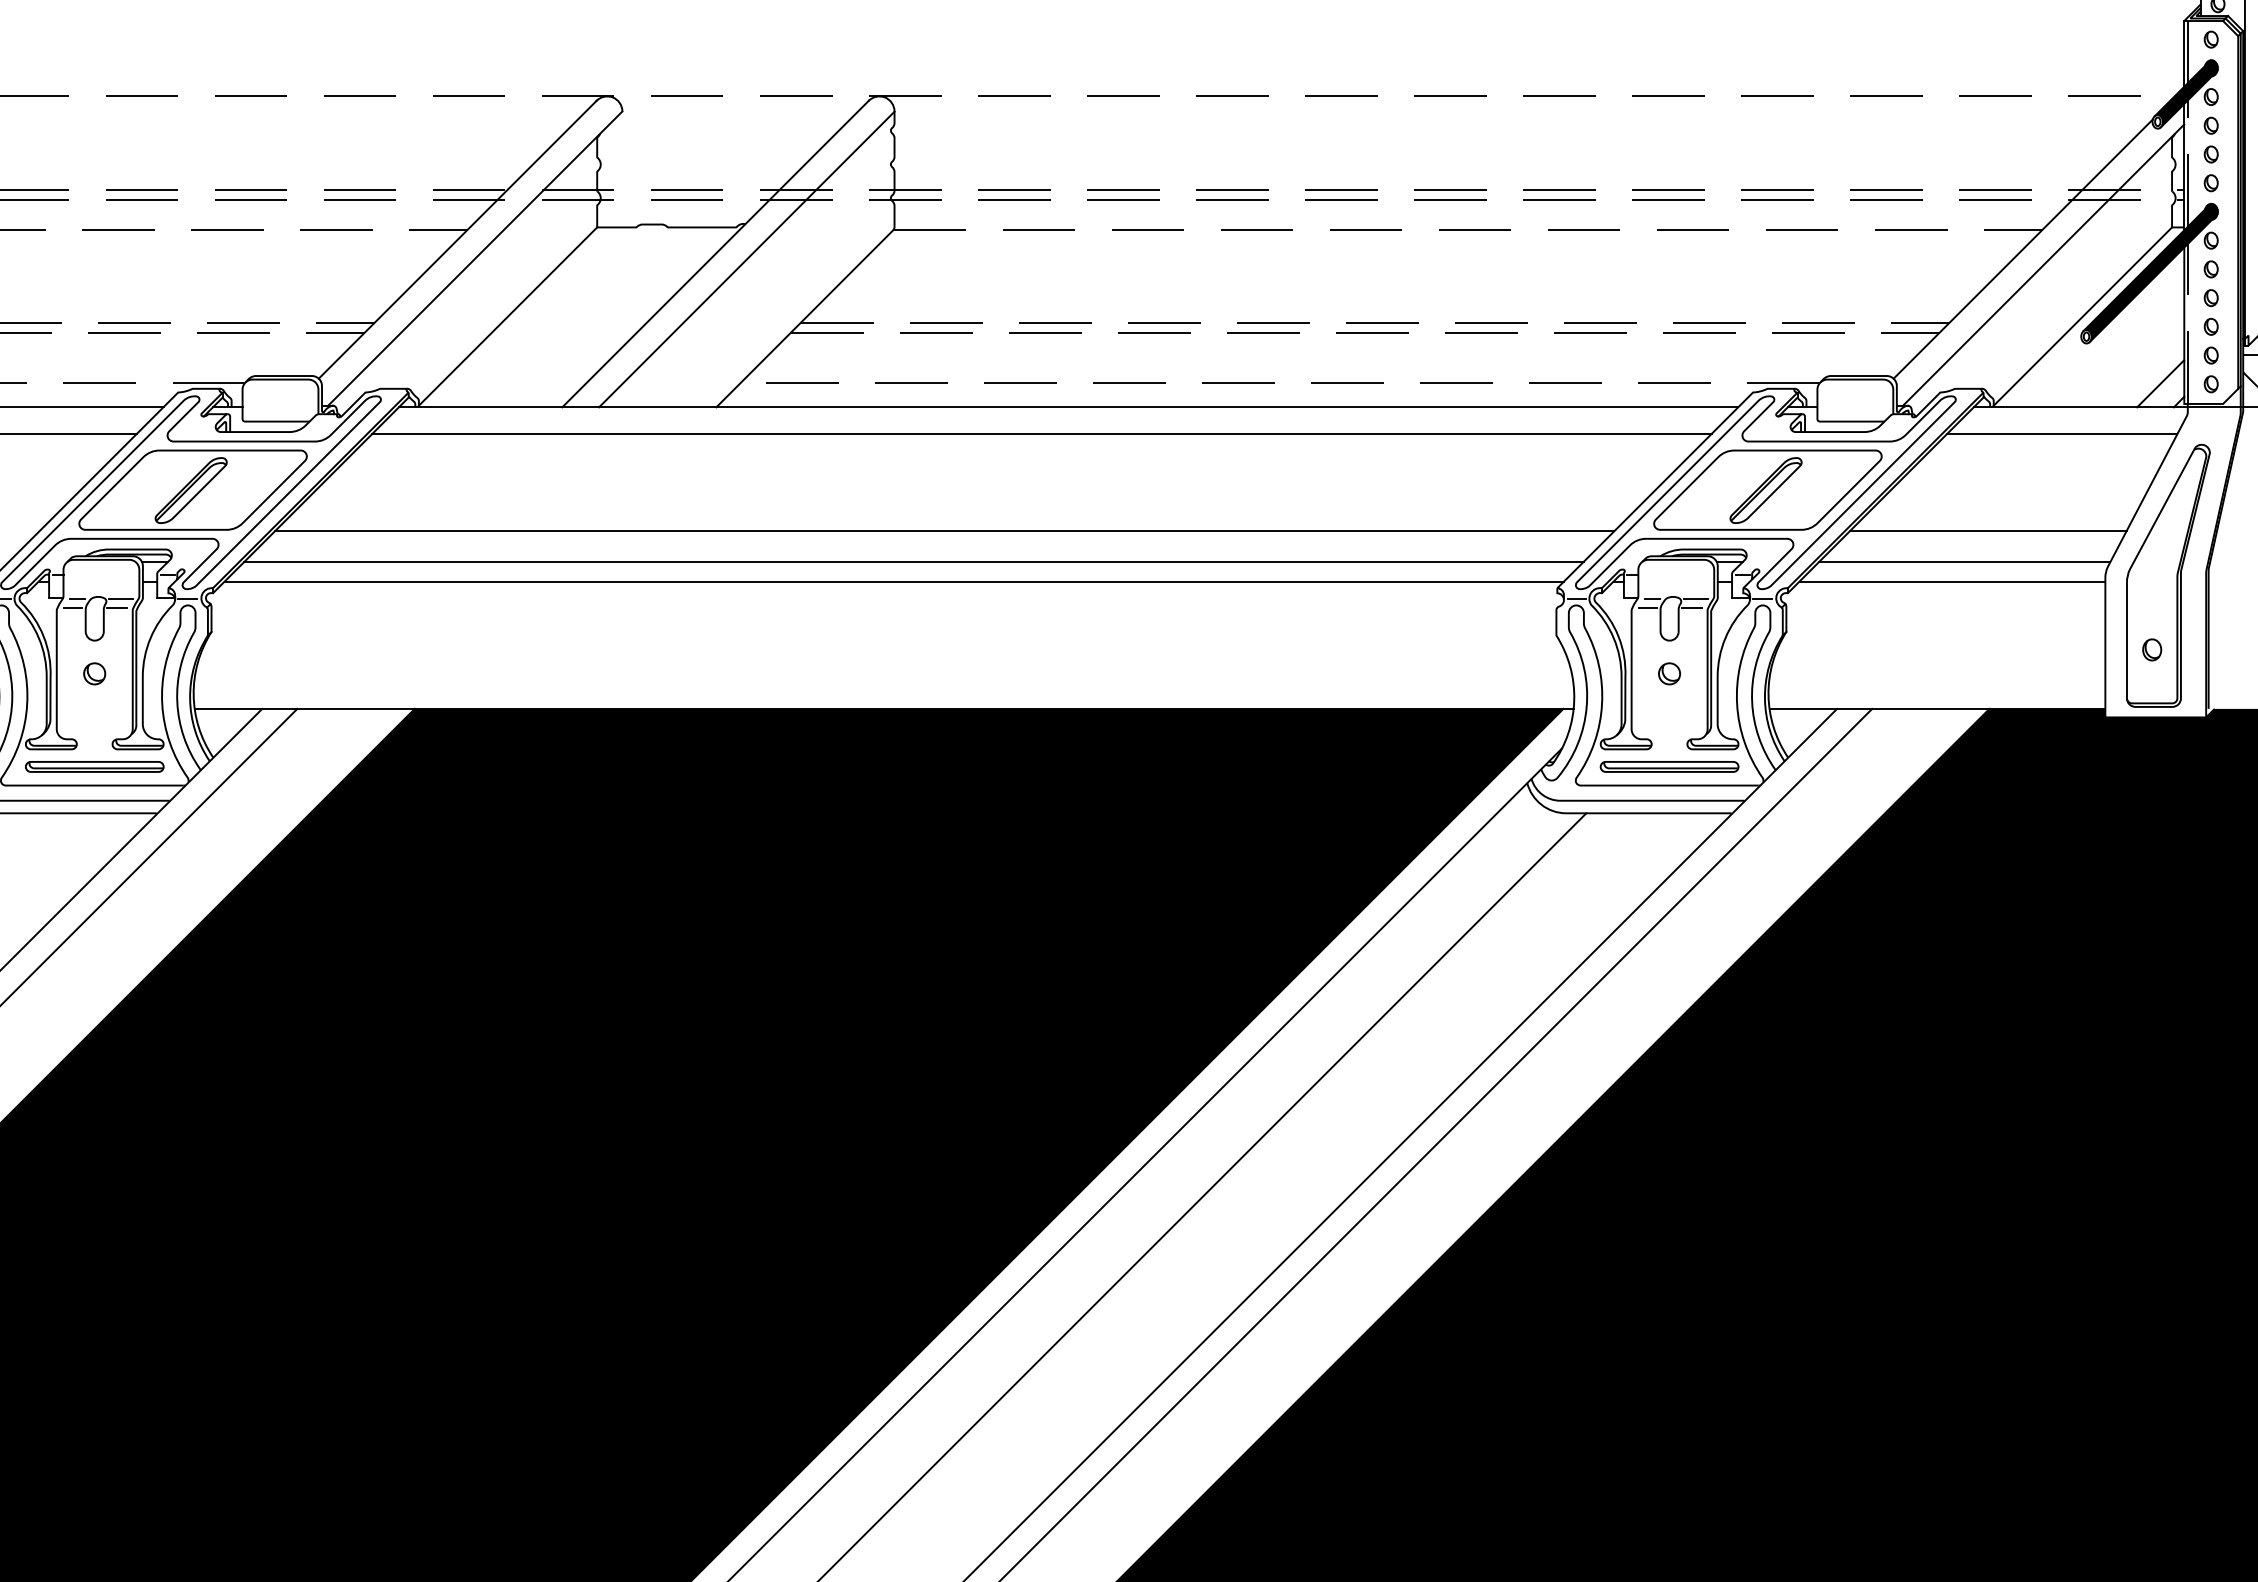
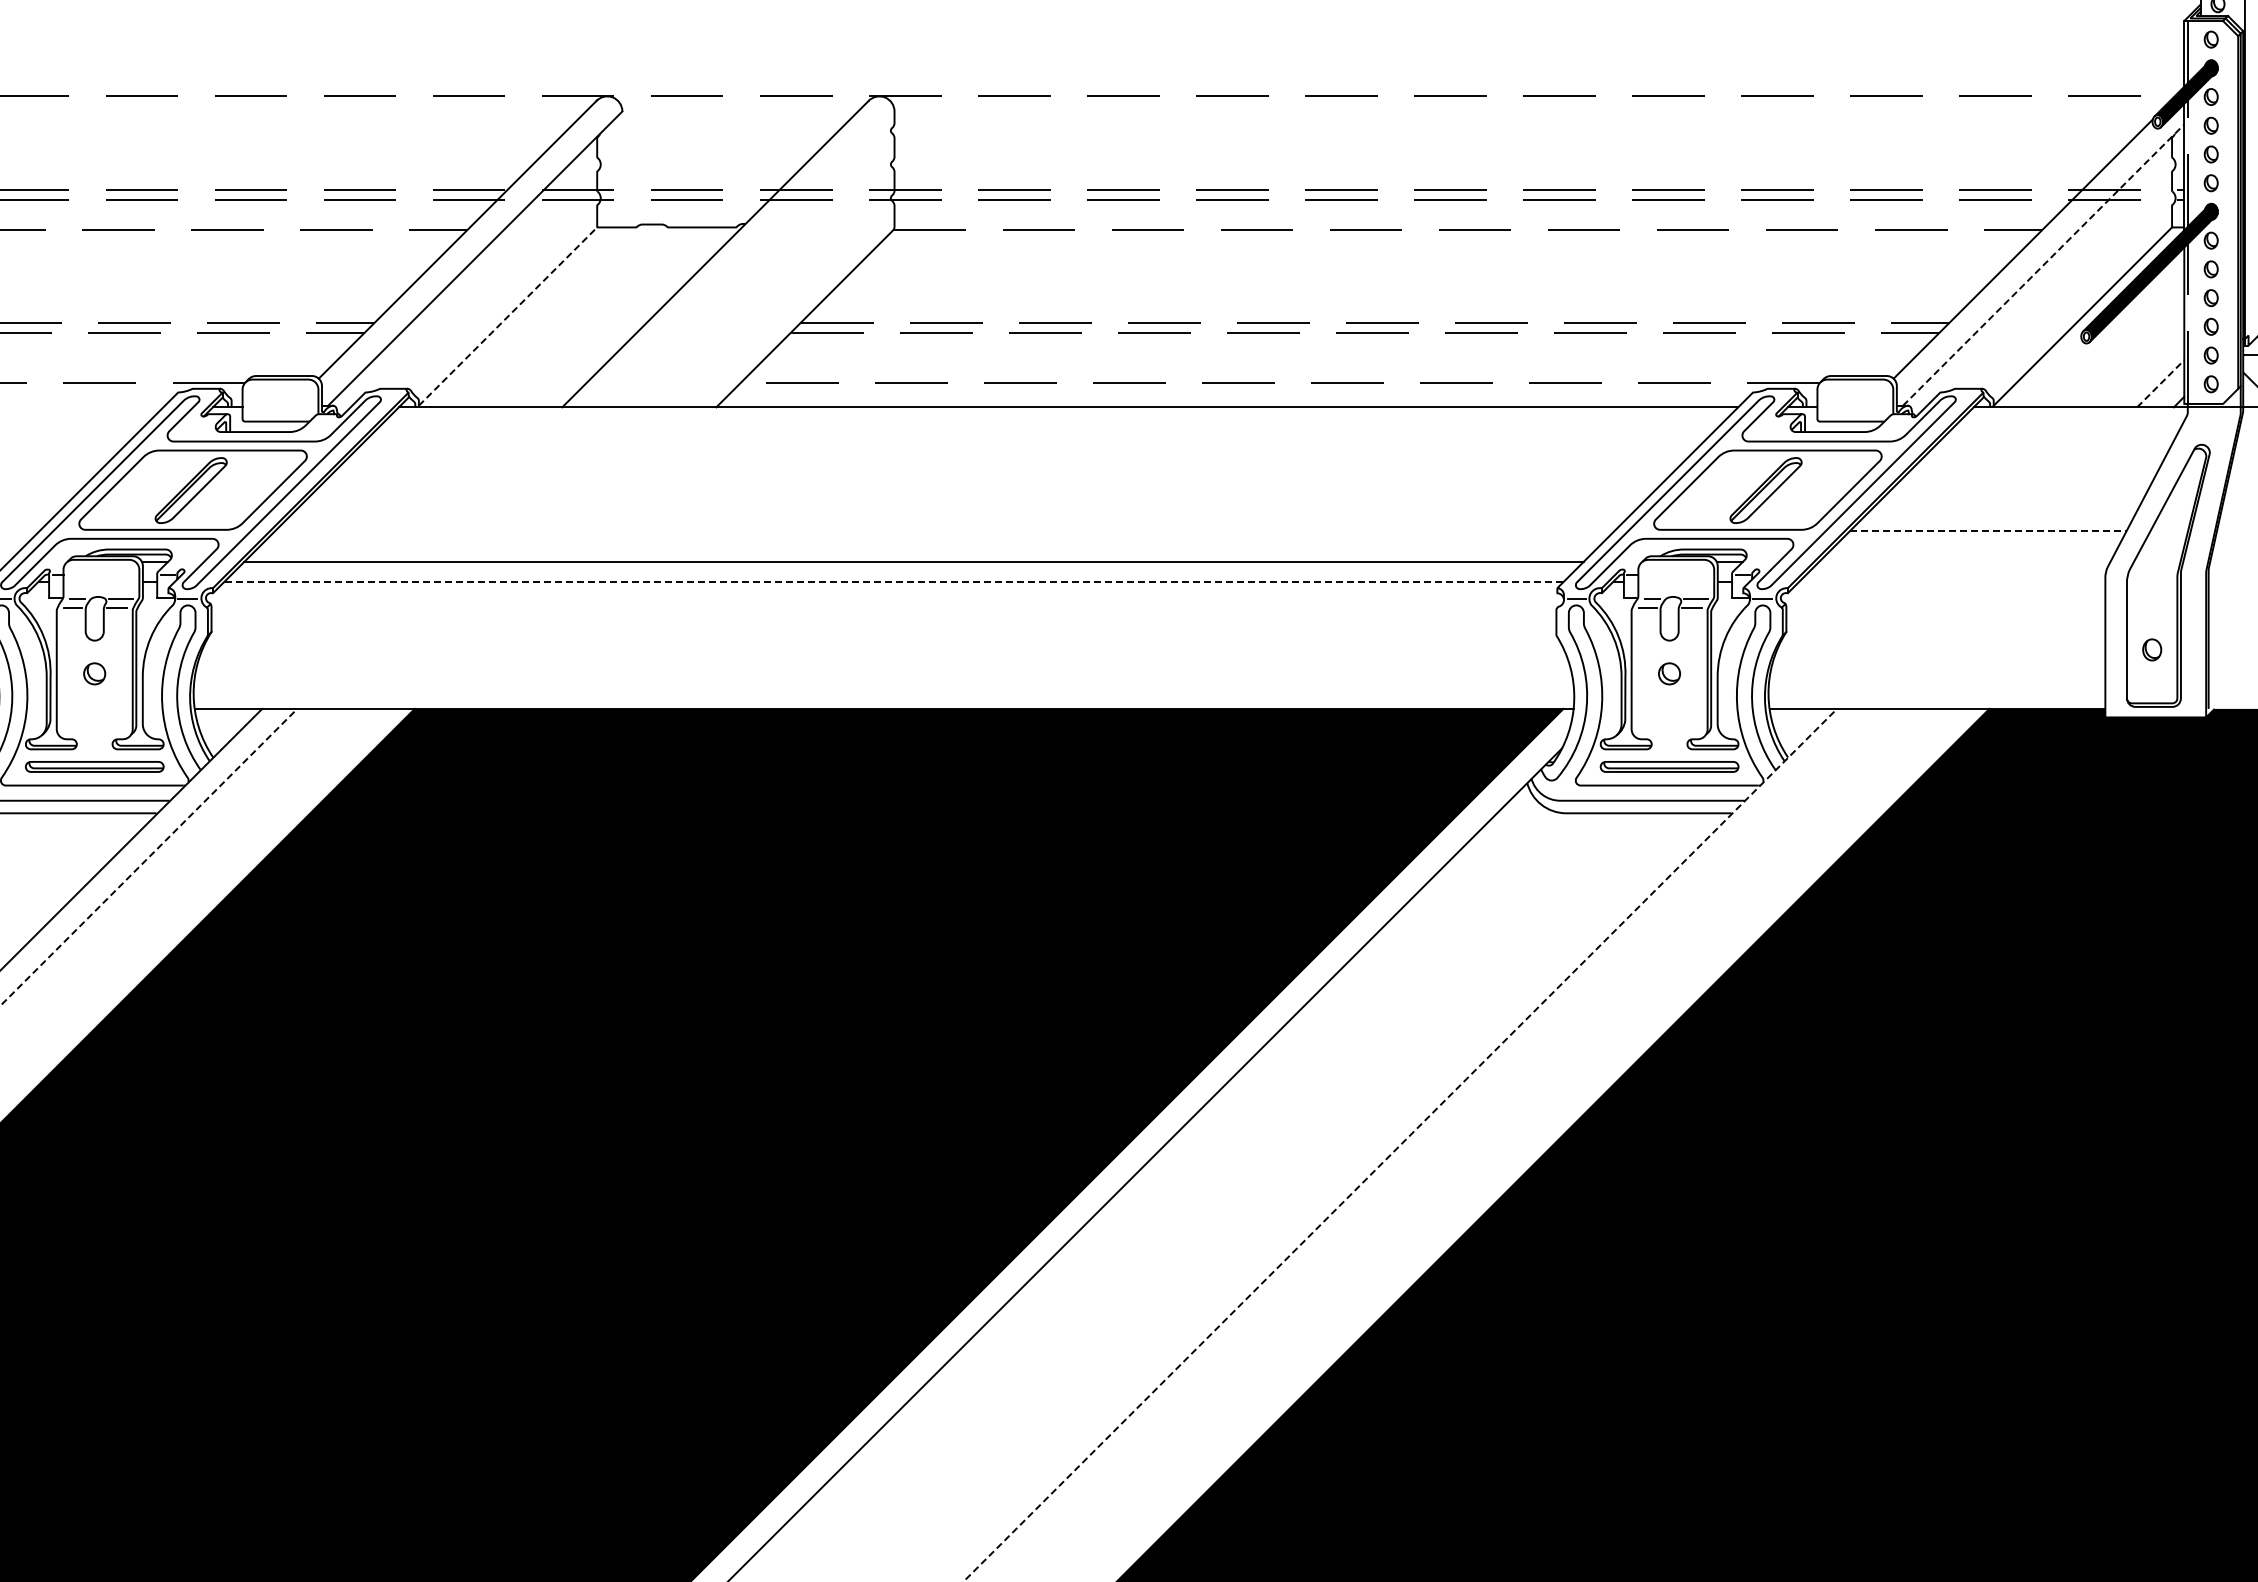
line: present -> none (746, 259)
line: solid -> dashed (2043, 265)
line: solid -> dashed (508, 316)
line: solid -> dashed (2161, 383)
line: present -> none (82, 407)
line: present -> none (69, 434)
line: present -> none (1041, 434)
line: present -> none (2062, 434)
line: present -> none (944, 531)
line: solid -> dashed (1988, 531)
line: present -> none (1964, 562)
line: solid -> dashed (894, 581)
line: present -> none (1952, 581)
line: solid -> dashed (148, 857)
line: present -> none (1437, 1143)
line: solid -> dashed (1400, 1144)
line: present -> none (1203, 1195)
